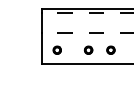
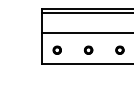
line: dashed -> solid (87, 13)
line: dashed -> solid (87, 32)
part position: (110, 49) -> (119, 49) (119, 49)
